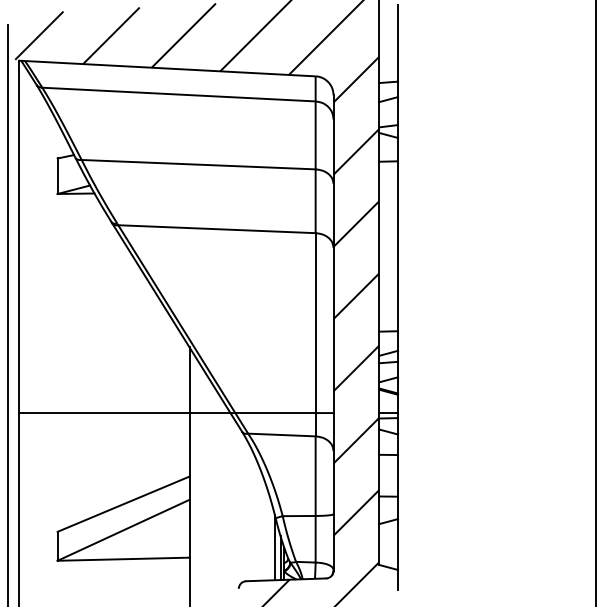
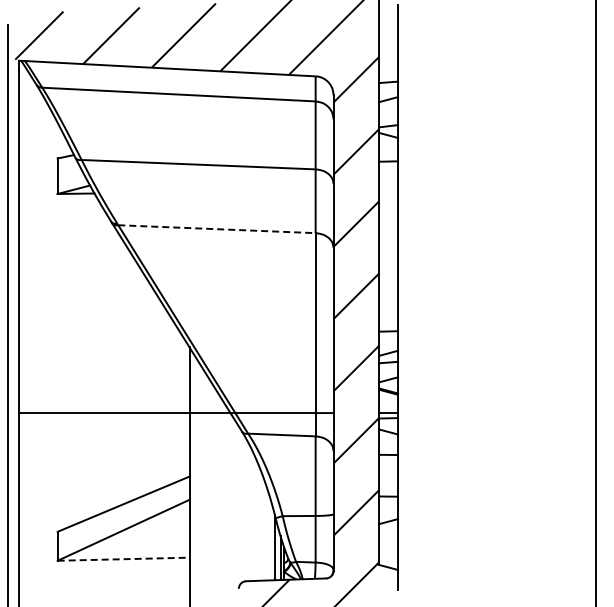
line: solid -> dashed (216, 229)
line: solid -> dashed (123, 559)
